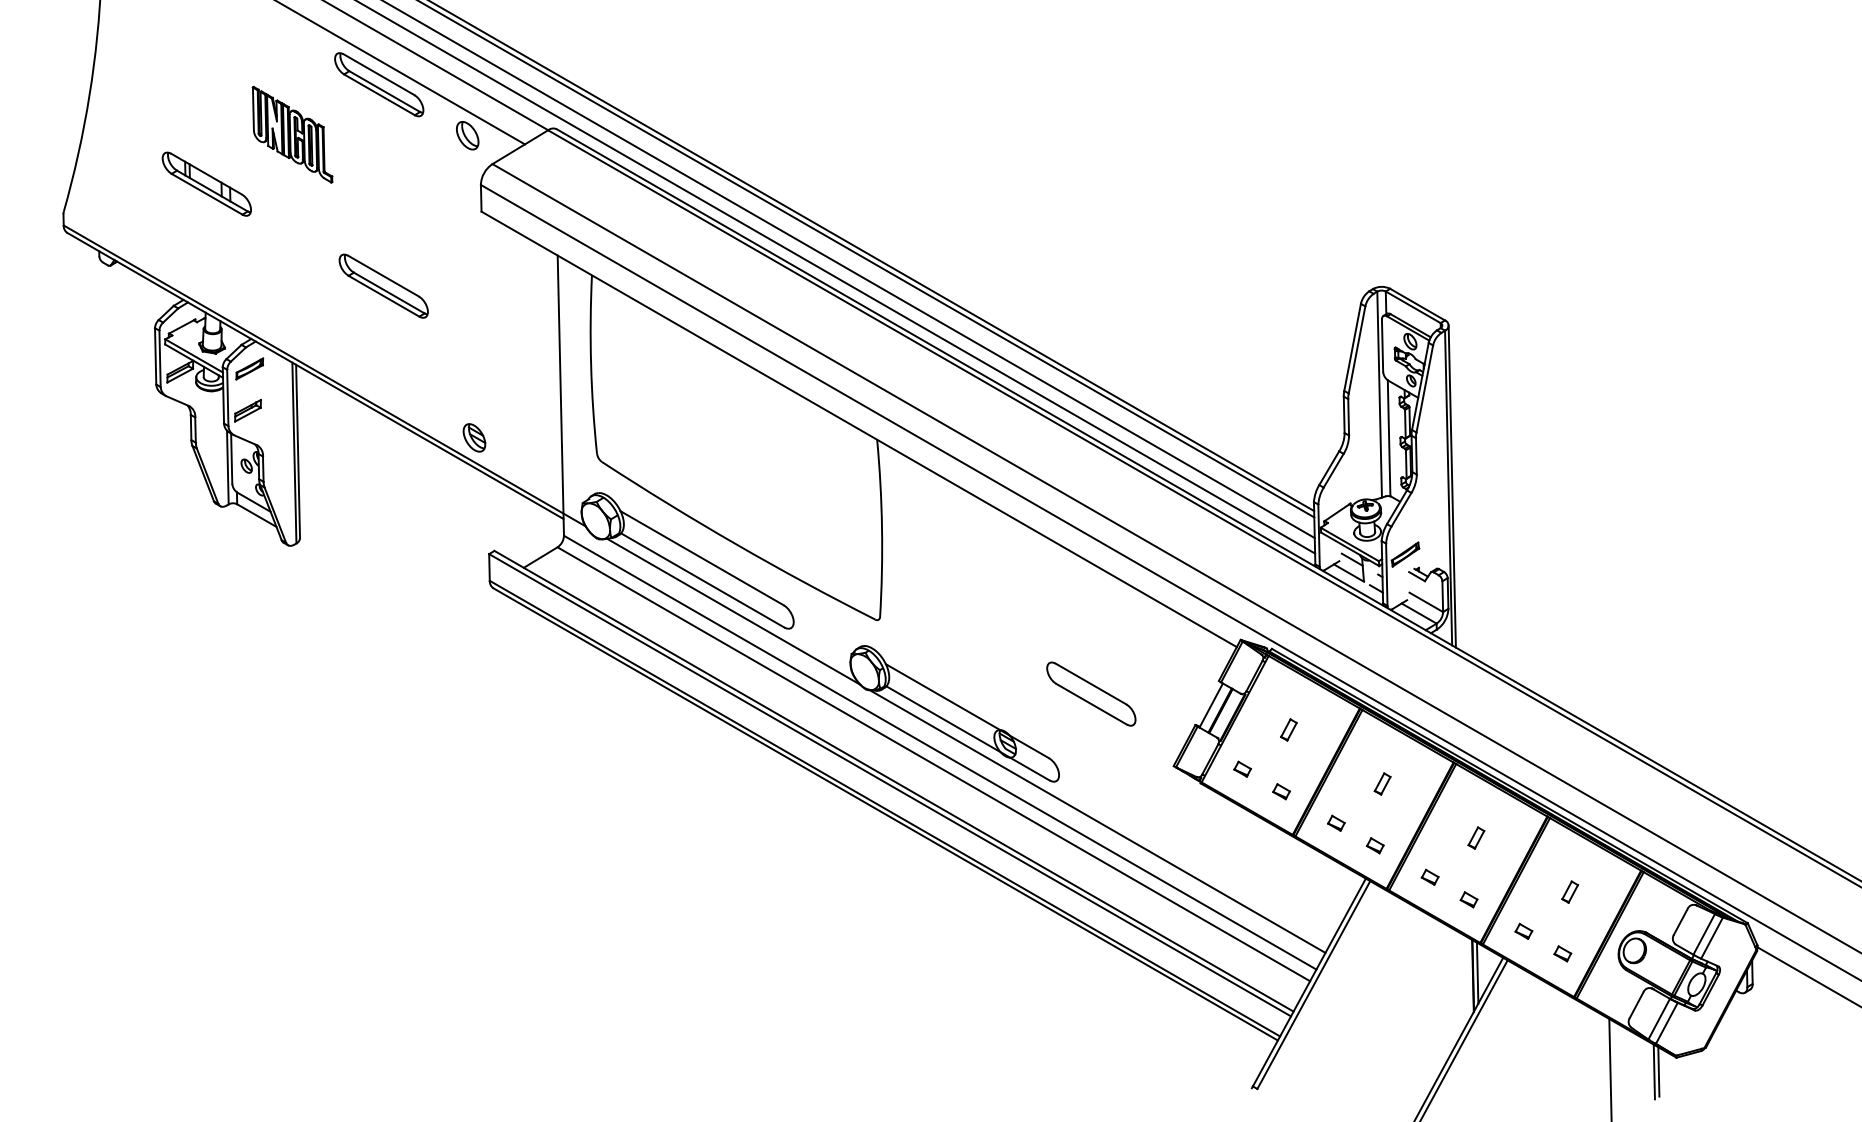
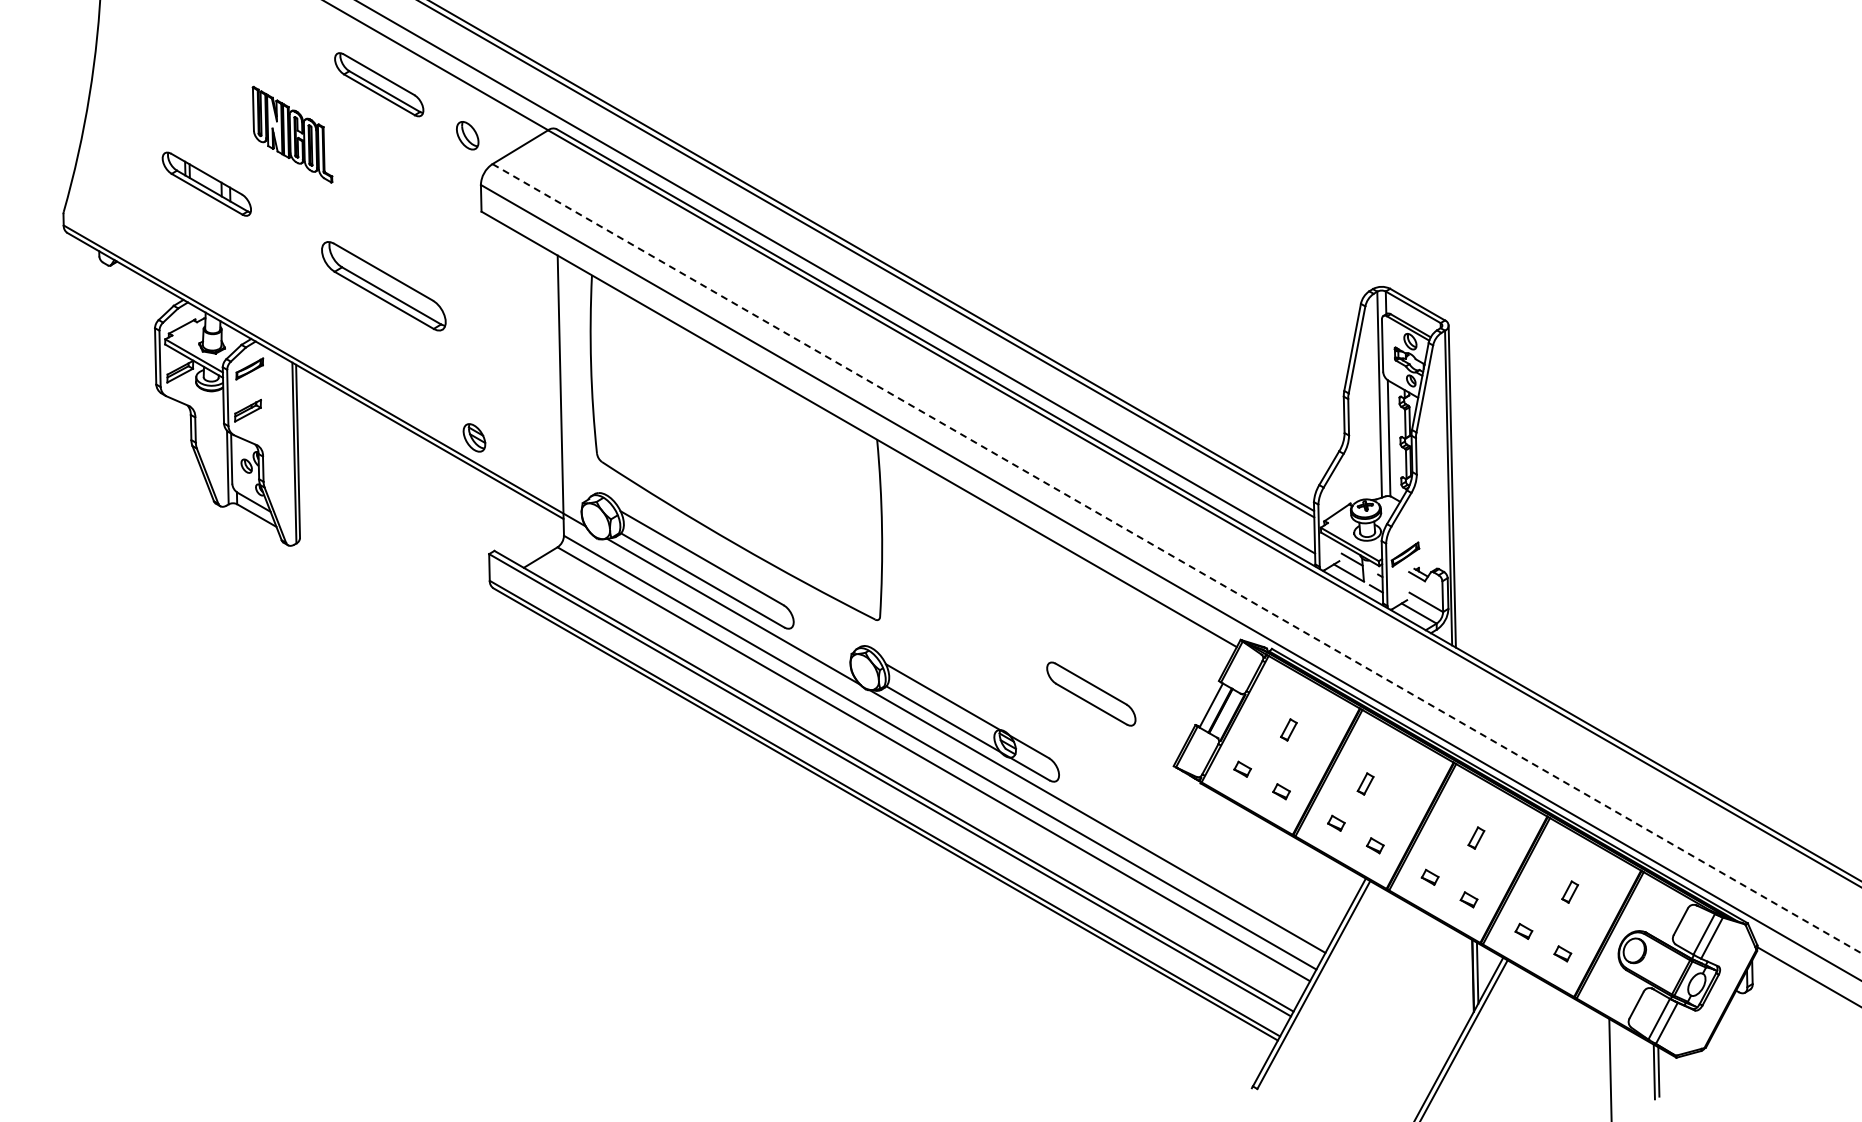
line: present -> none (401, 73)
line: present -> none (849, 270)
part size: 91x66 px -> 126x91 px (383, 286)
line: solid -> dashed (1177, 559)
part position: (1382, 783) -> (1365, 783) (1365, 783)
